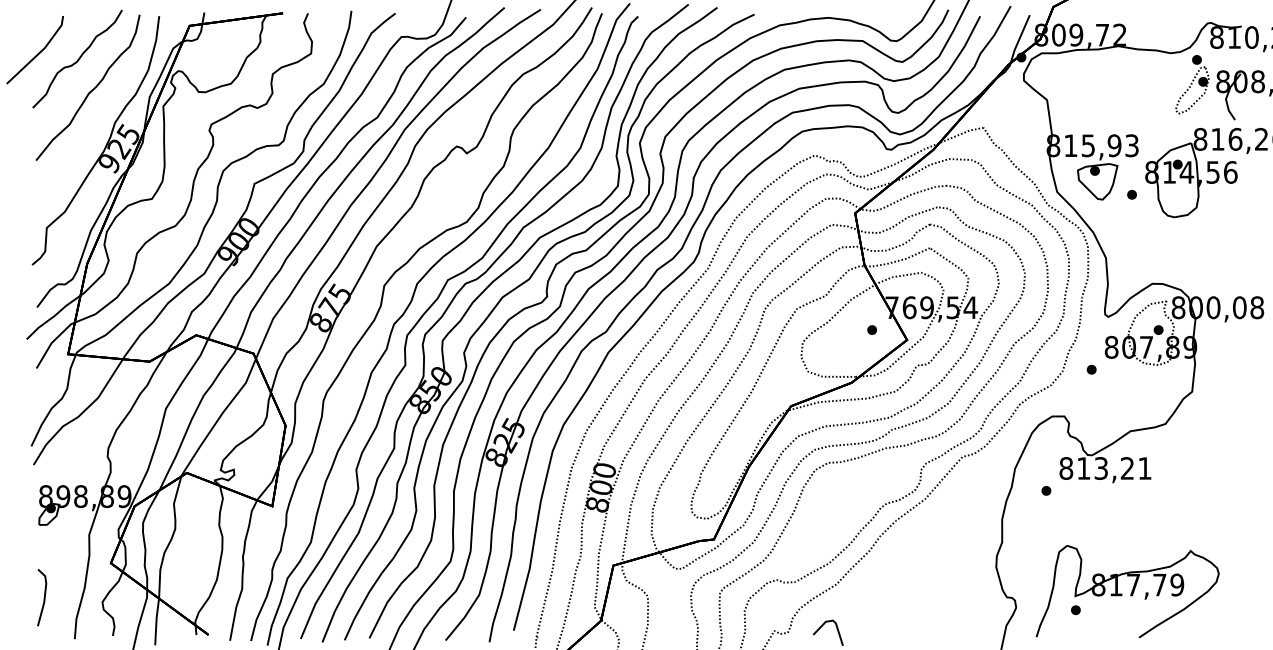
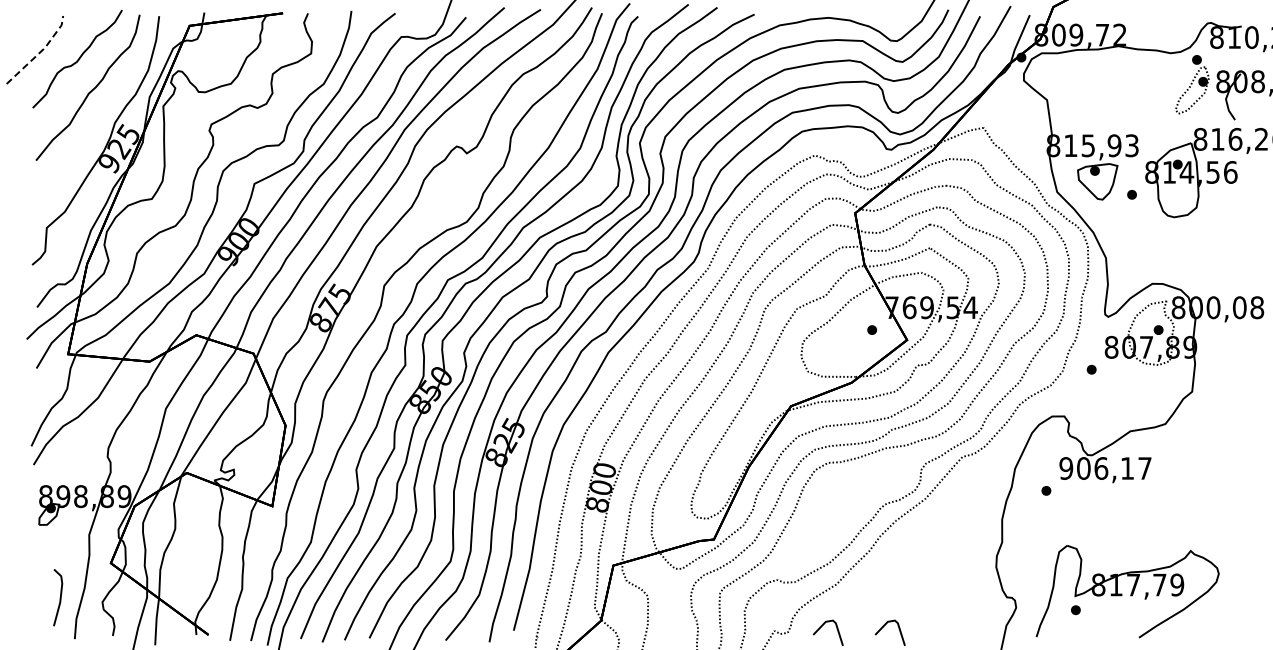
line: solid -> dashed (40, 51)
text: 813,21 -> 906,17 (1105, 468)
line position: (43, 597) -> (59, 597) (59, 597)
line: none -> present (884, 626)
